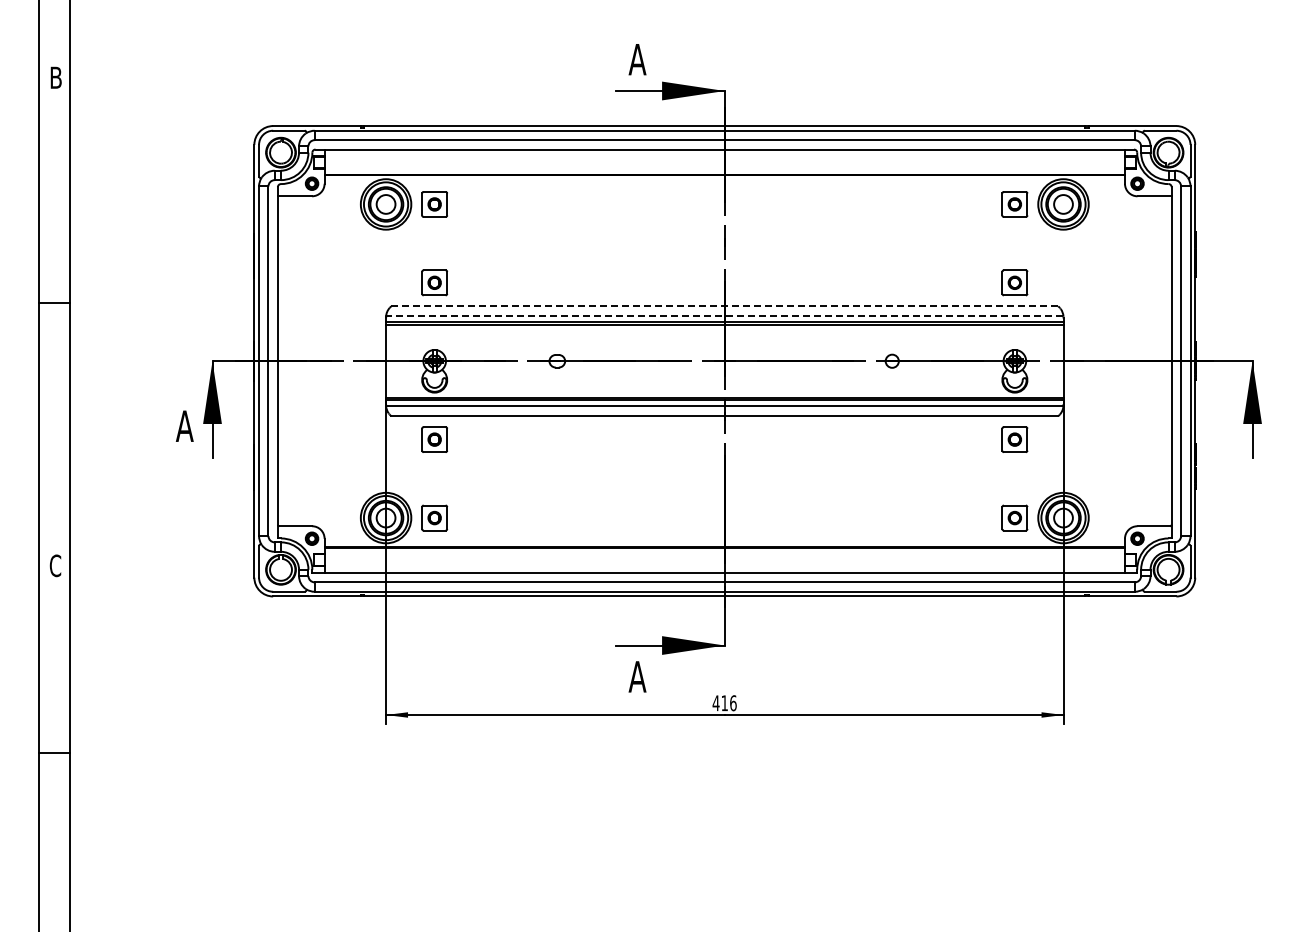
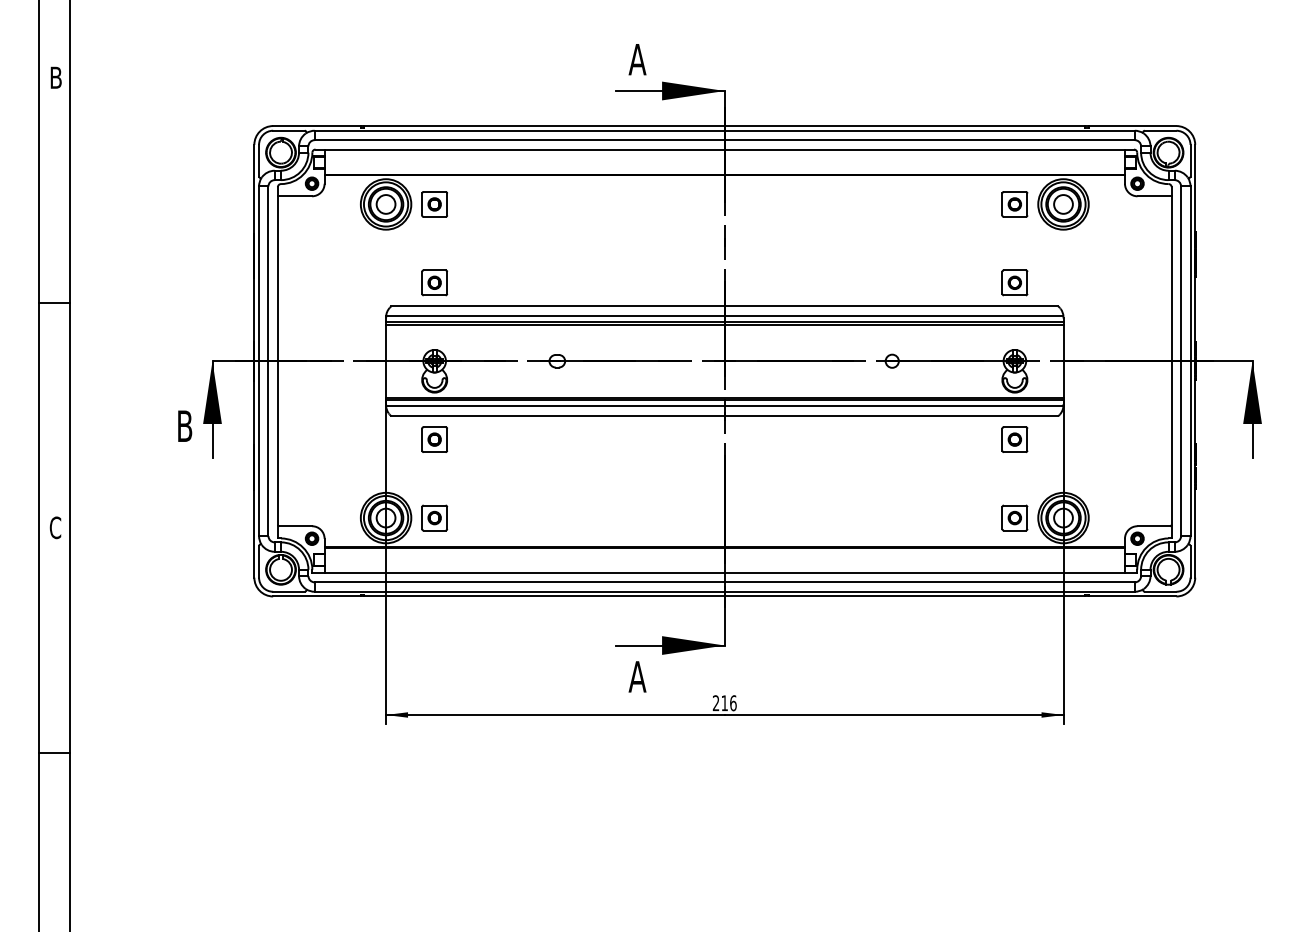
line: dashed -> solid (724, 306)
line: dashed -> solid (724, 316)
text: A -> B (184, 425)
text position: (55, 565) -> (55, 527) (55, 527)
text: 416 -> 216 (715, 703)
